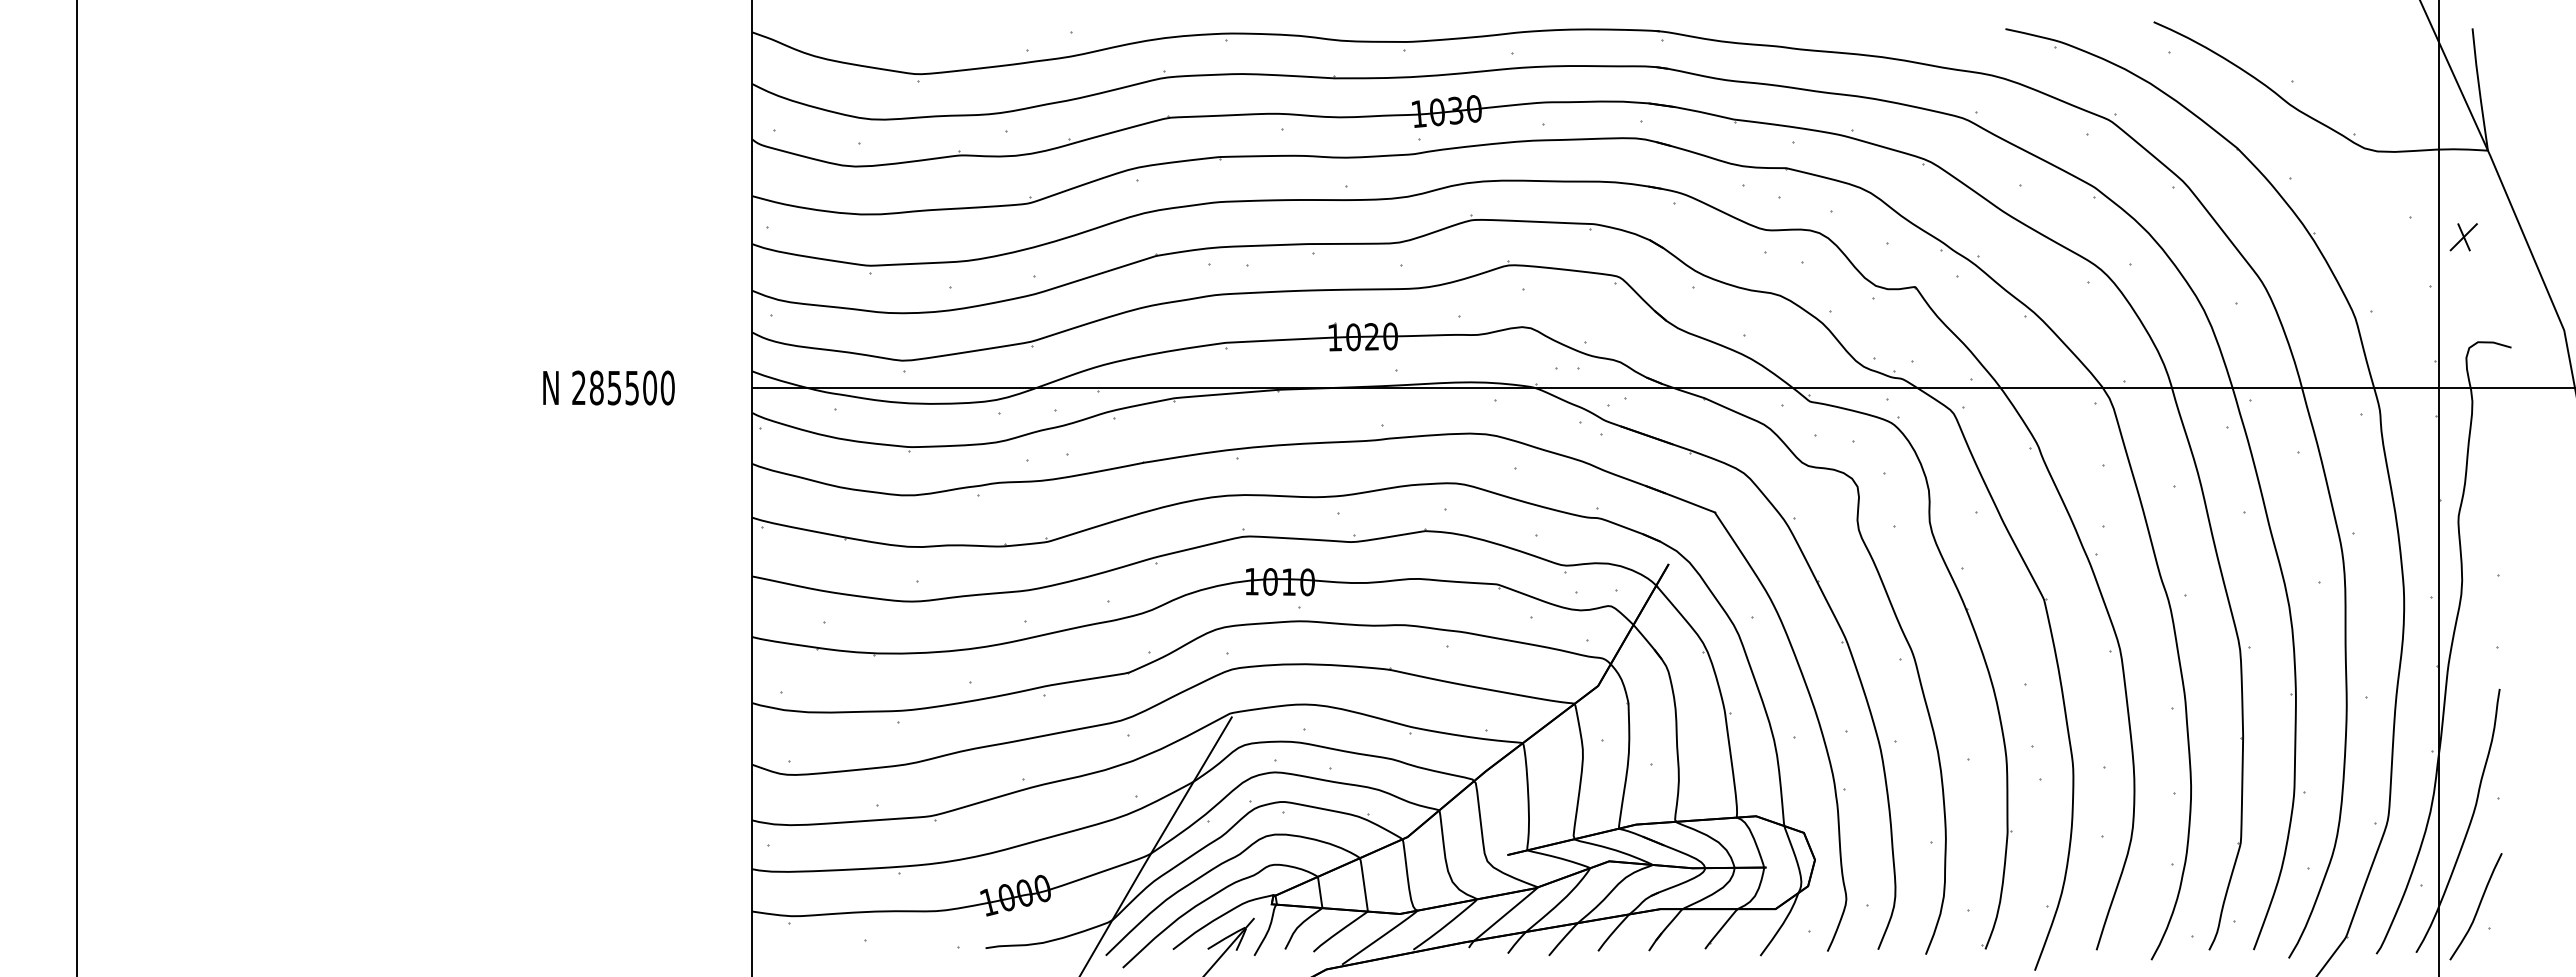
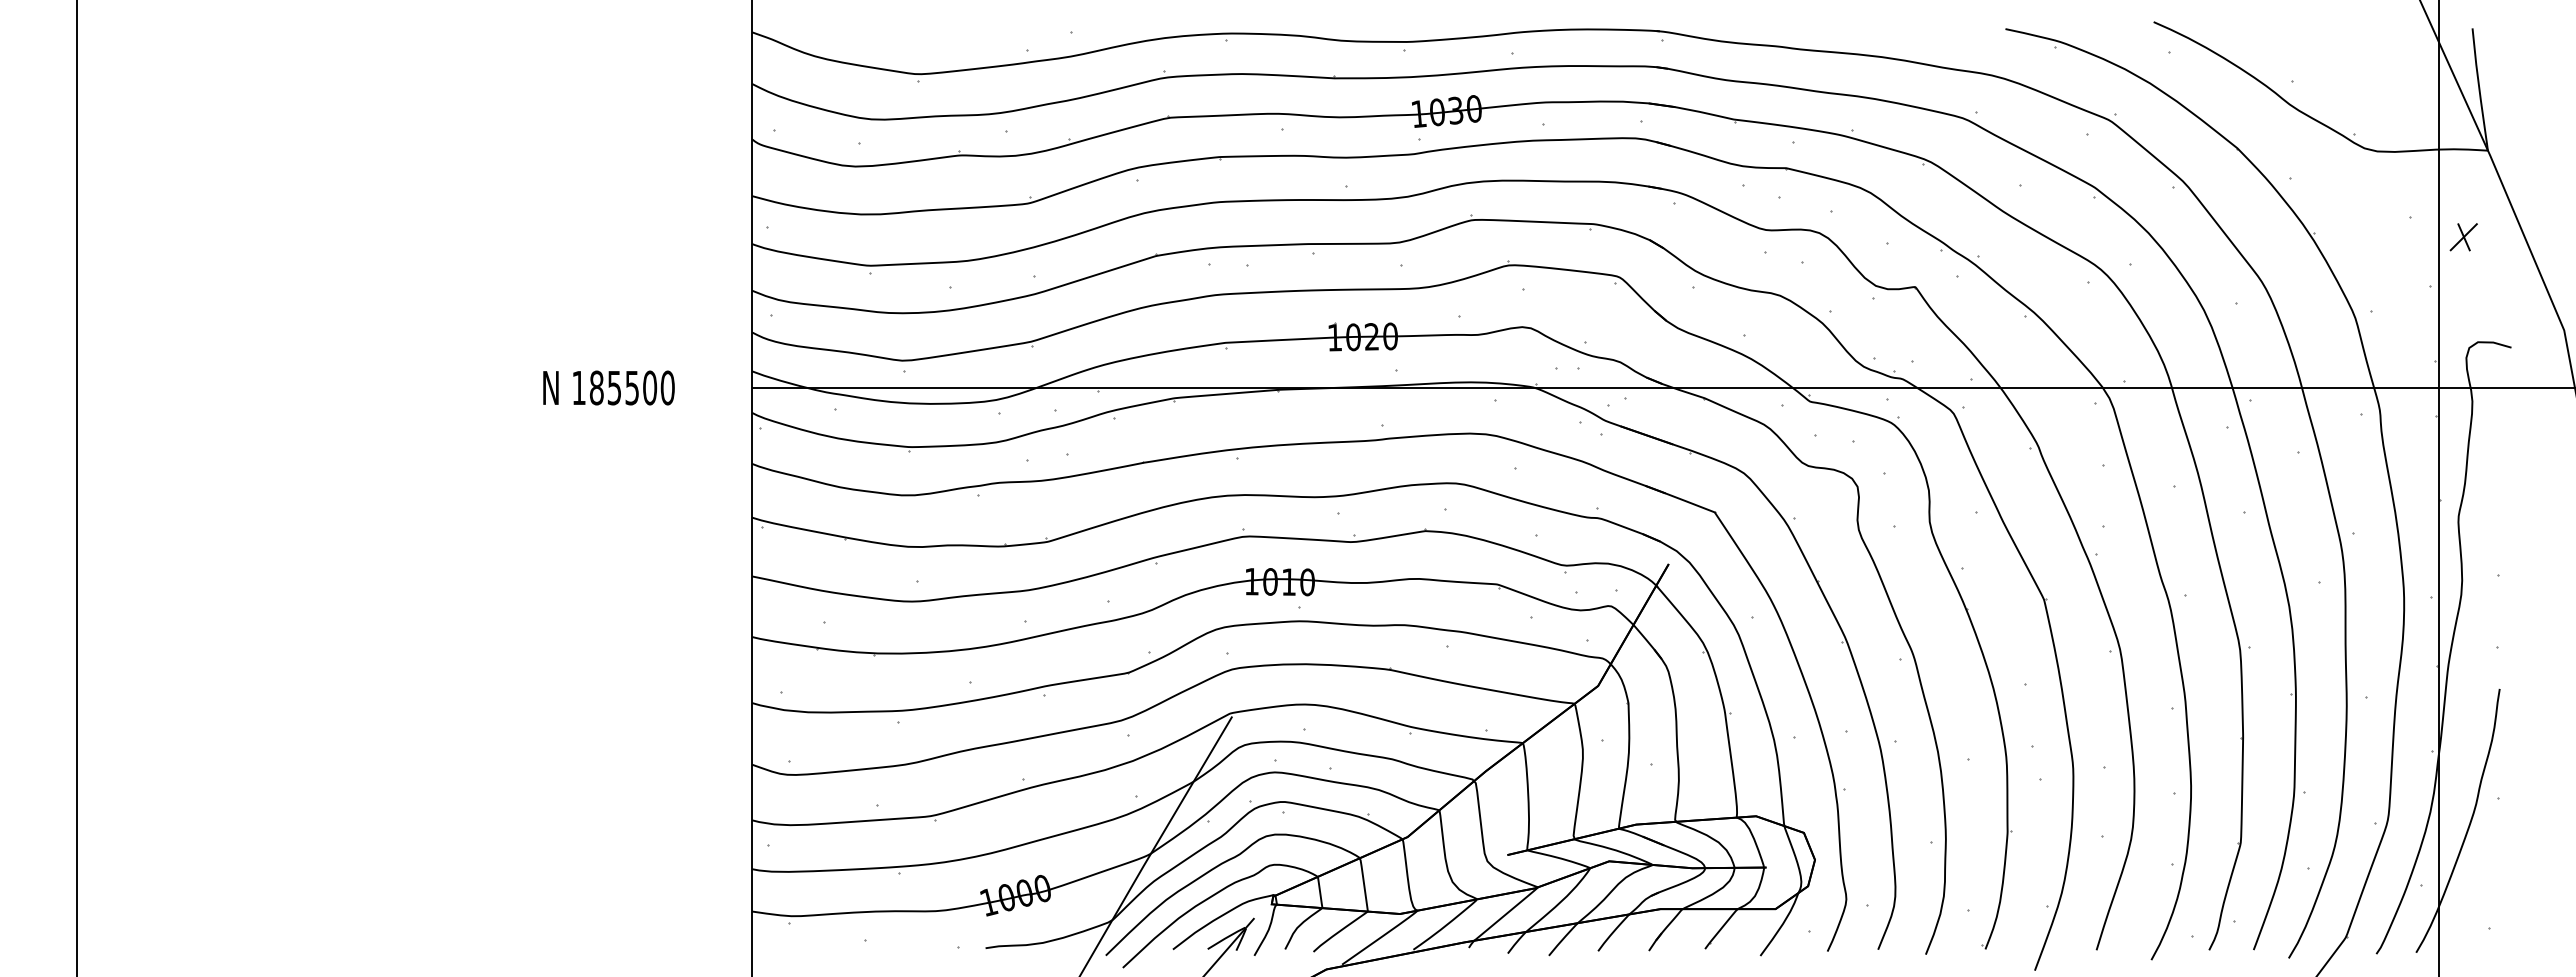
text: 285500 -> 185500 (578, 387)
curve: present -> none (2477, 907)
